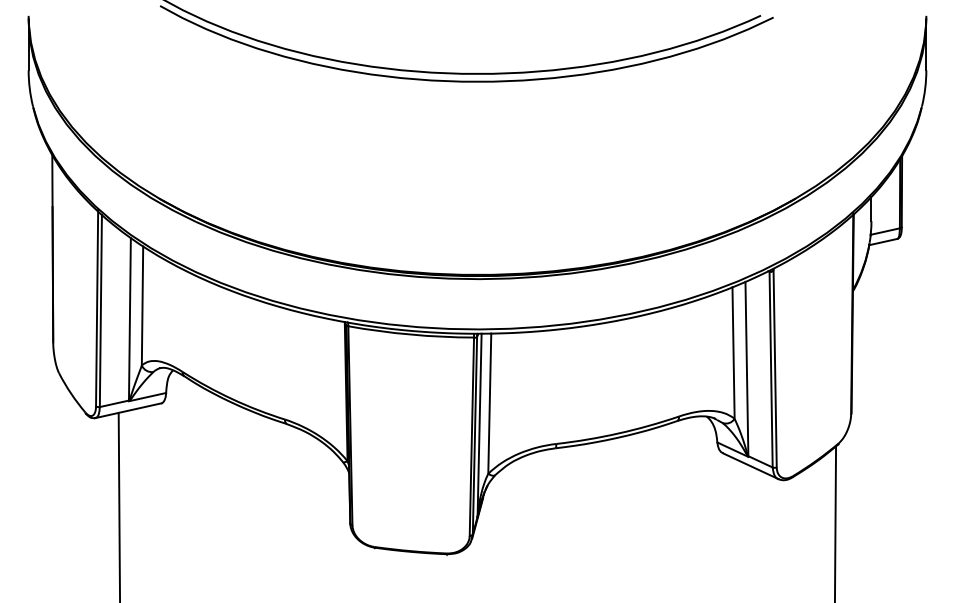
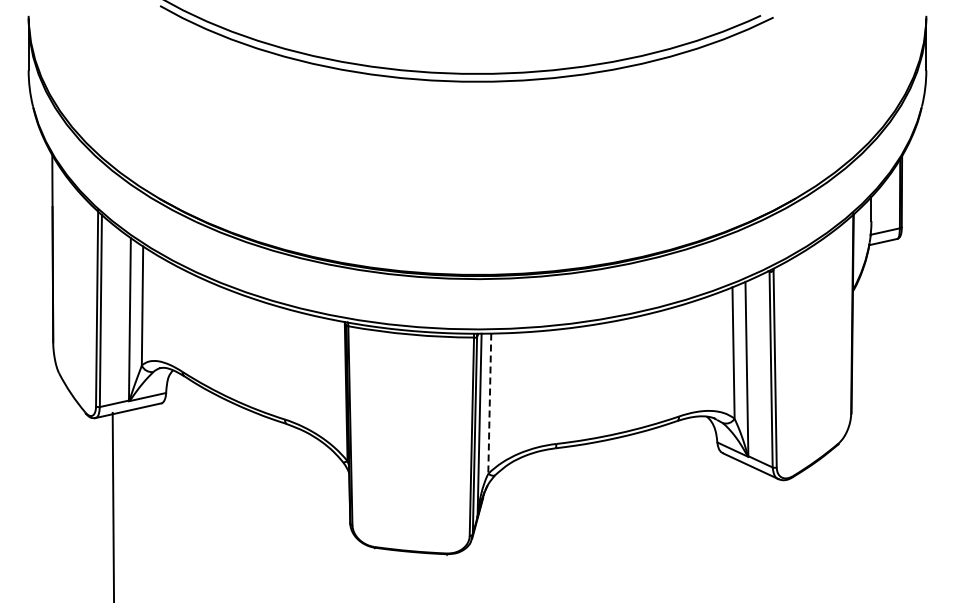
line: solid -> dashed (489, 404)
line position: (119, 505) -> (113, 505) (113, 505)
line: present -> none (835, 522)
